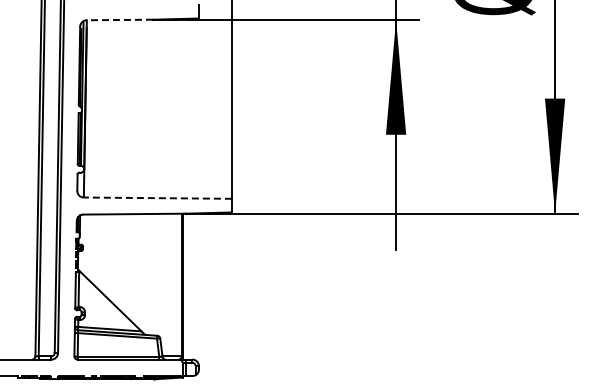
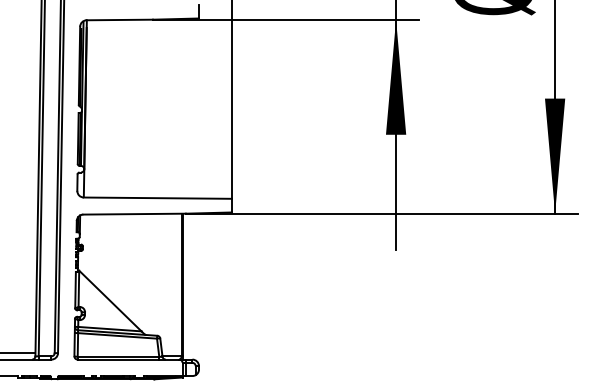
line: dashed -> solid (119, 20)
line: dashed -> solid (157, 198)
line: none -> present (18, 353)
